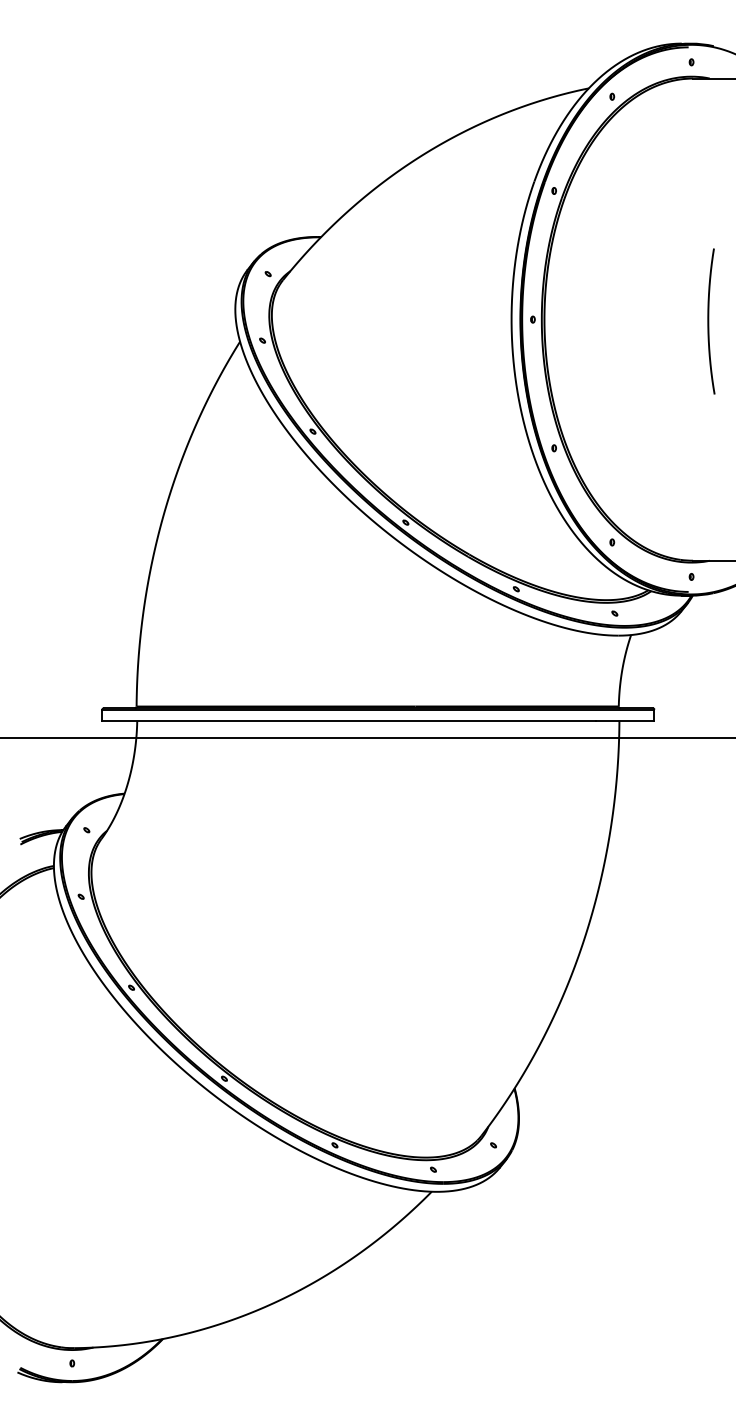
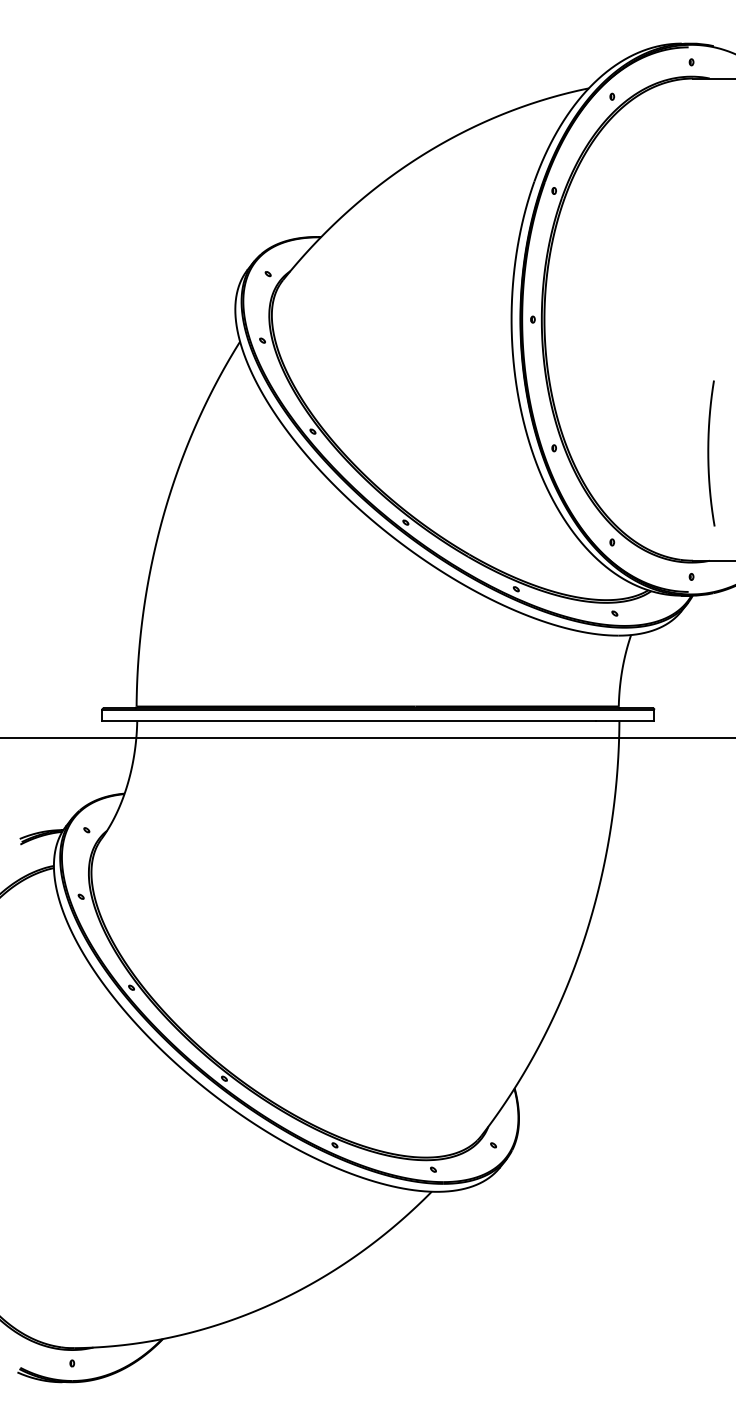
curve position: (709, 321) -> (709, 453) (709, 453)
